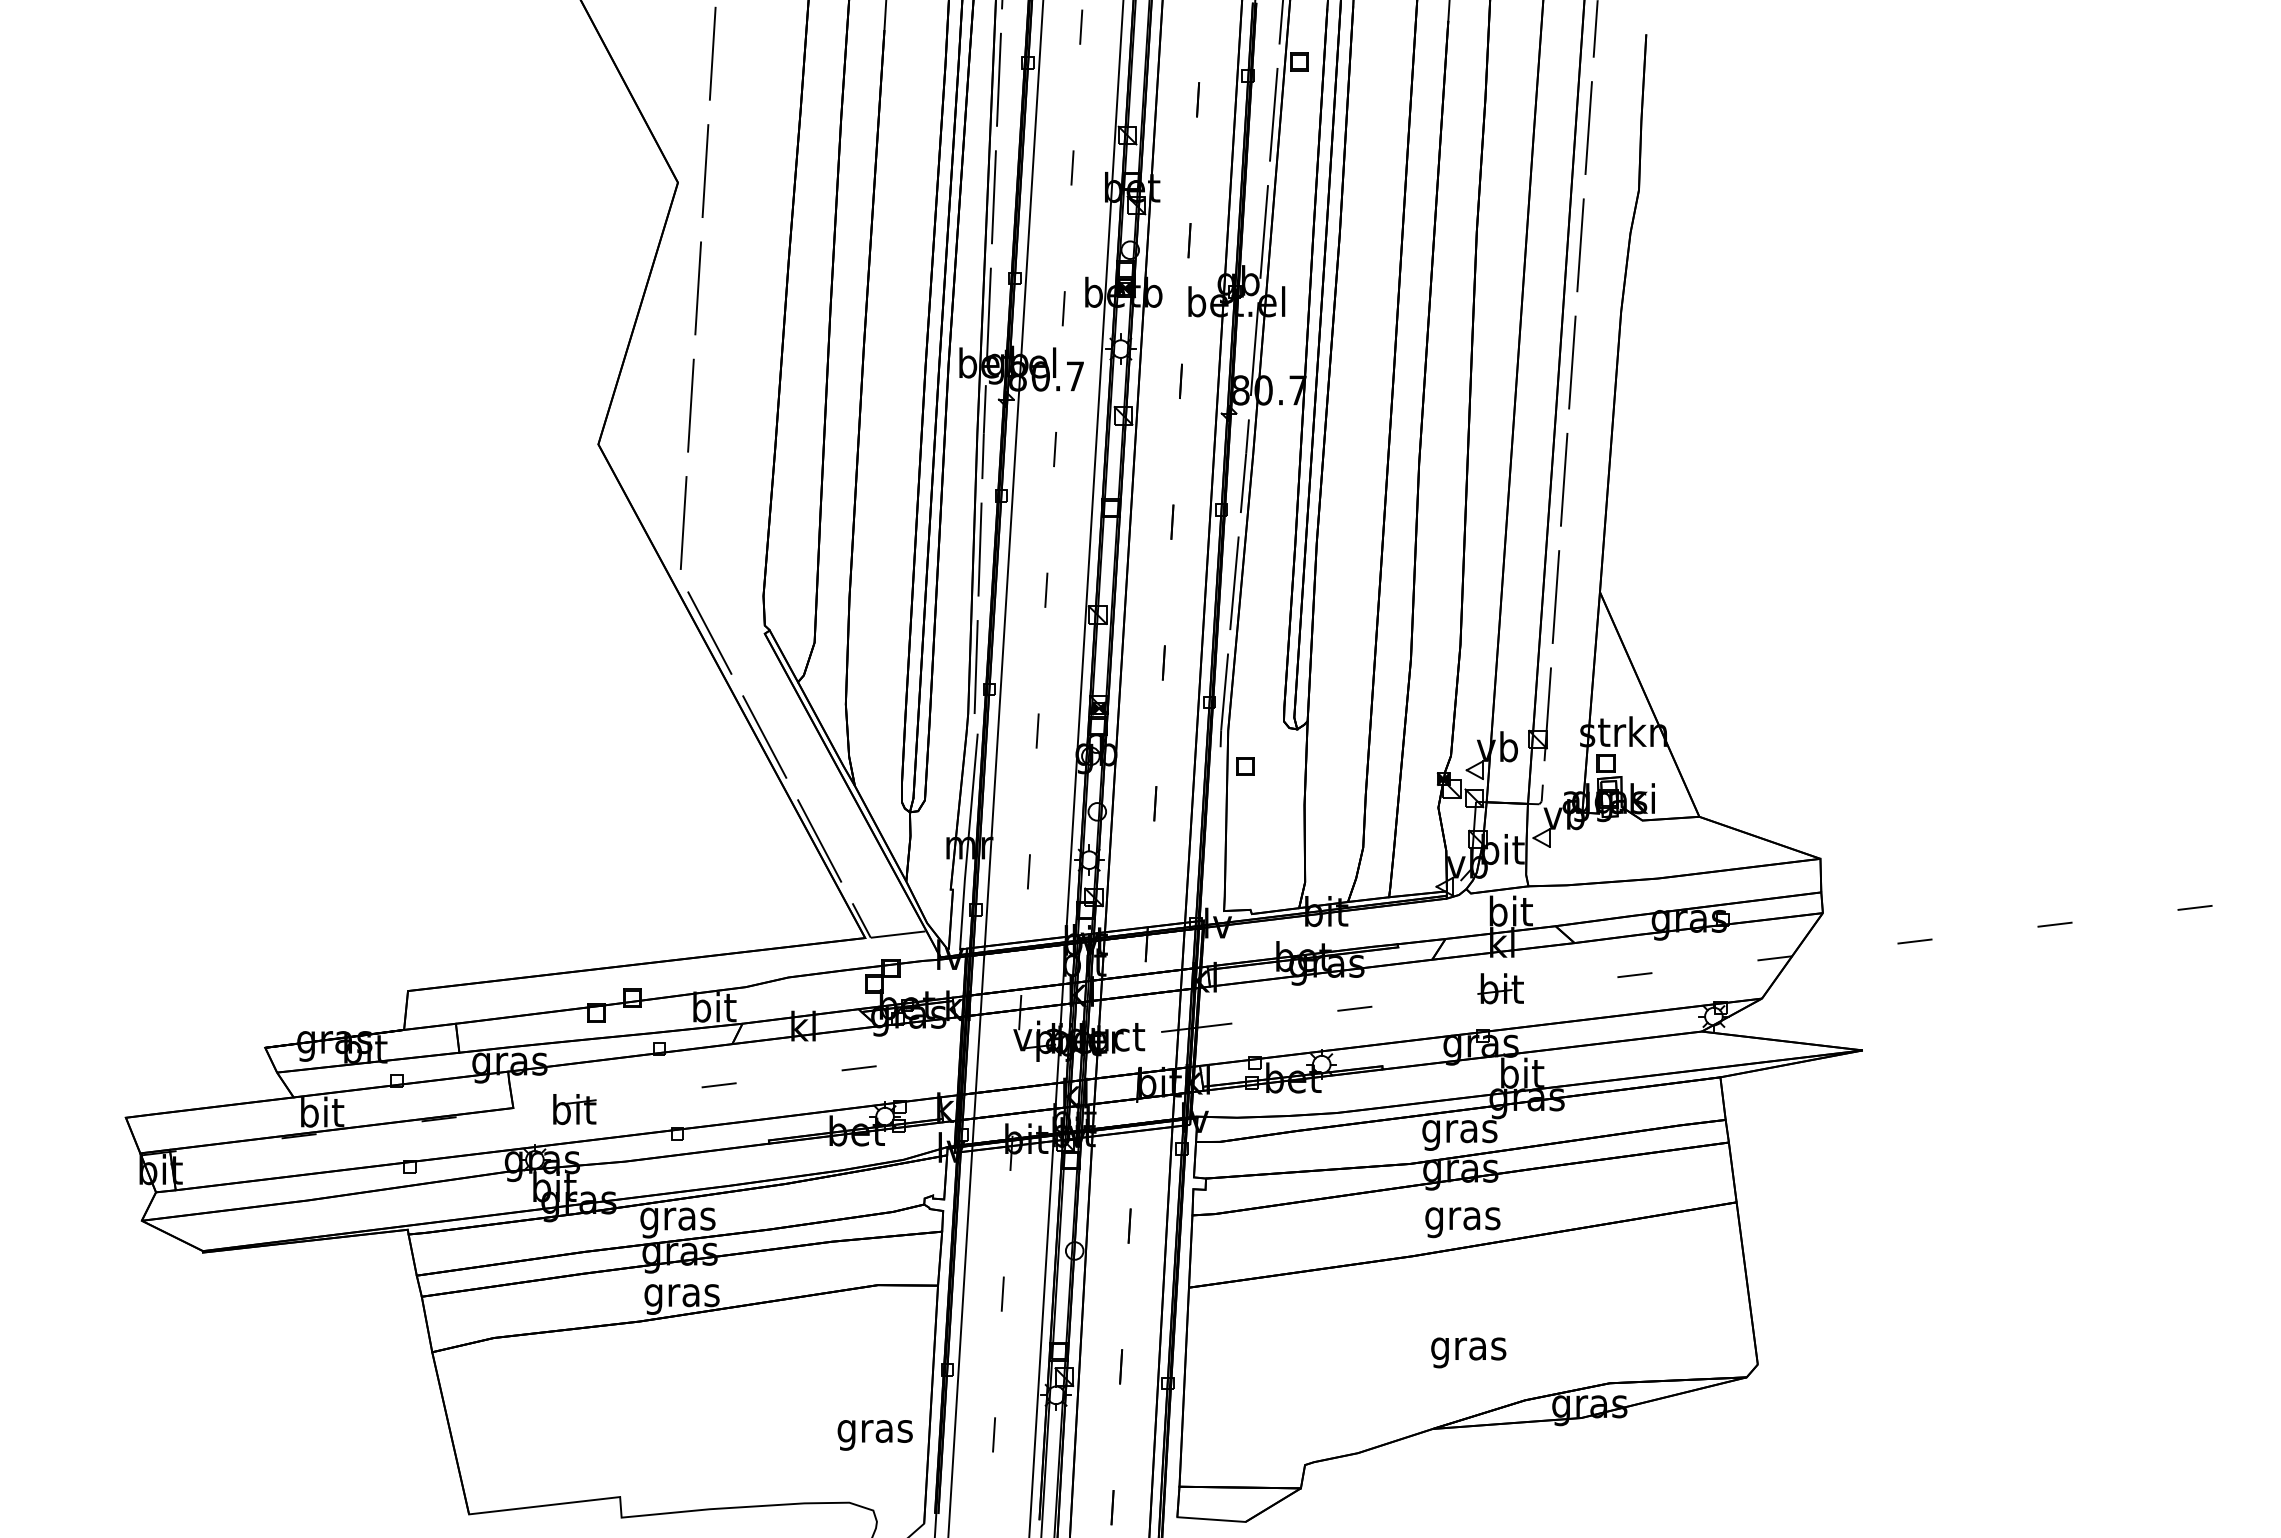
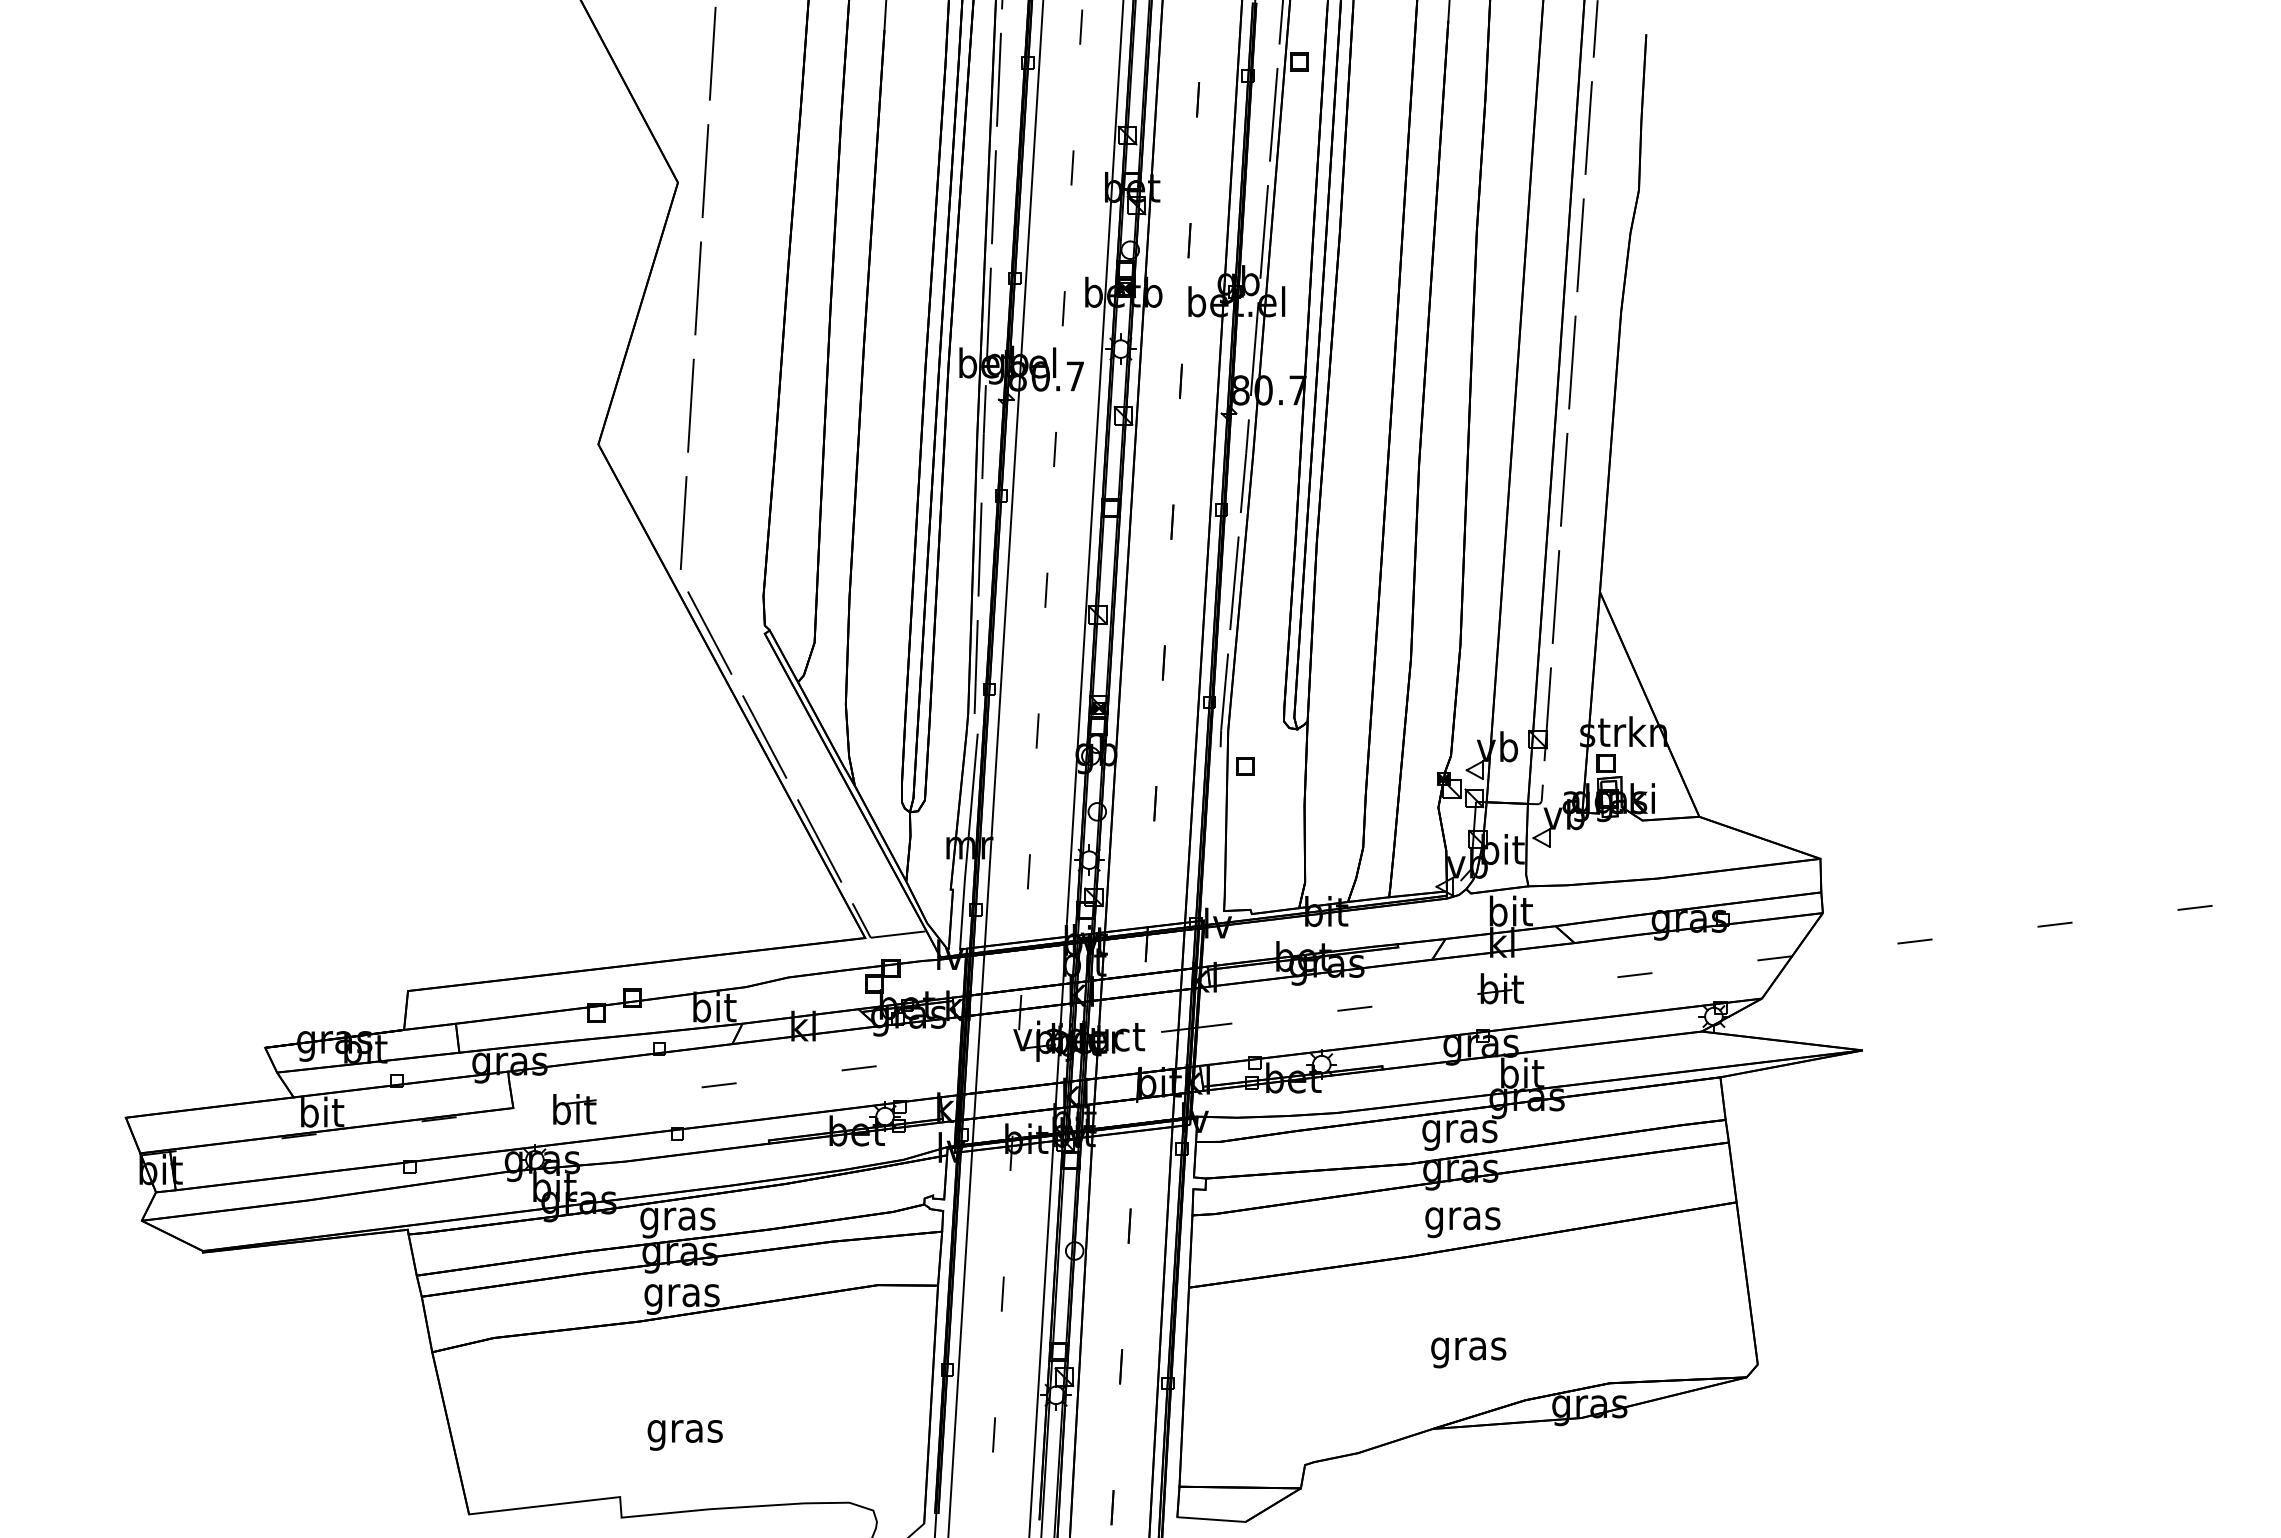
text position: (874, 1435) -> (684, 1435) (684, 1435)
